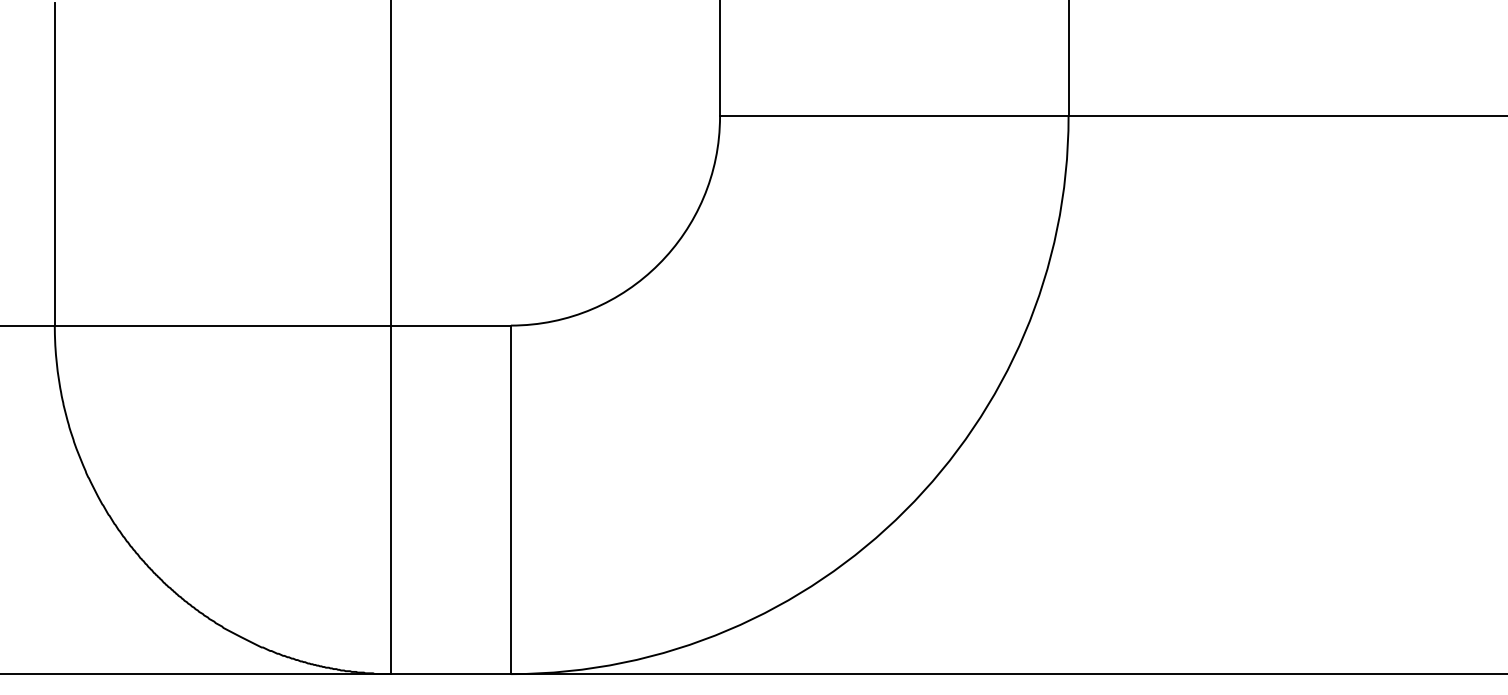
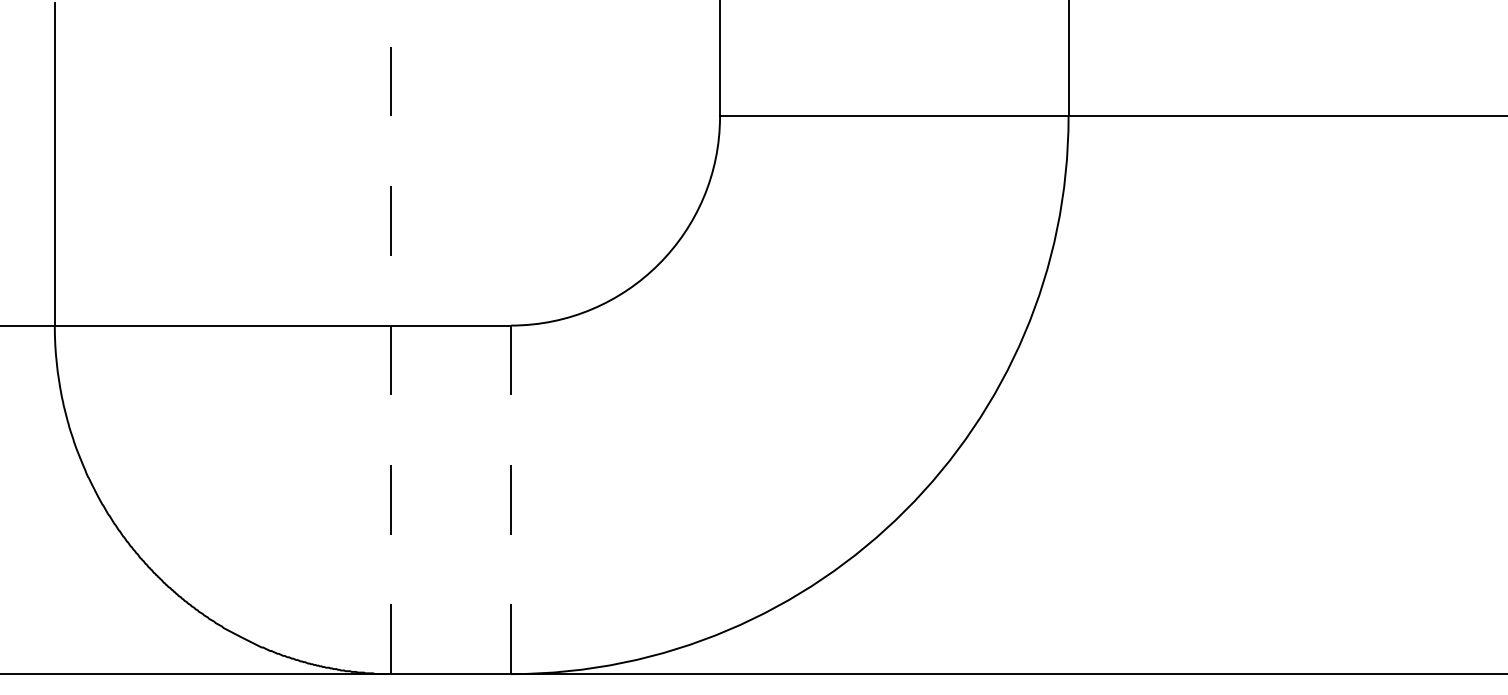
line: solid -> dashed (391, 337)
line: solid -> dashed (510, 500)
